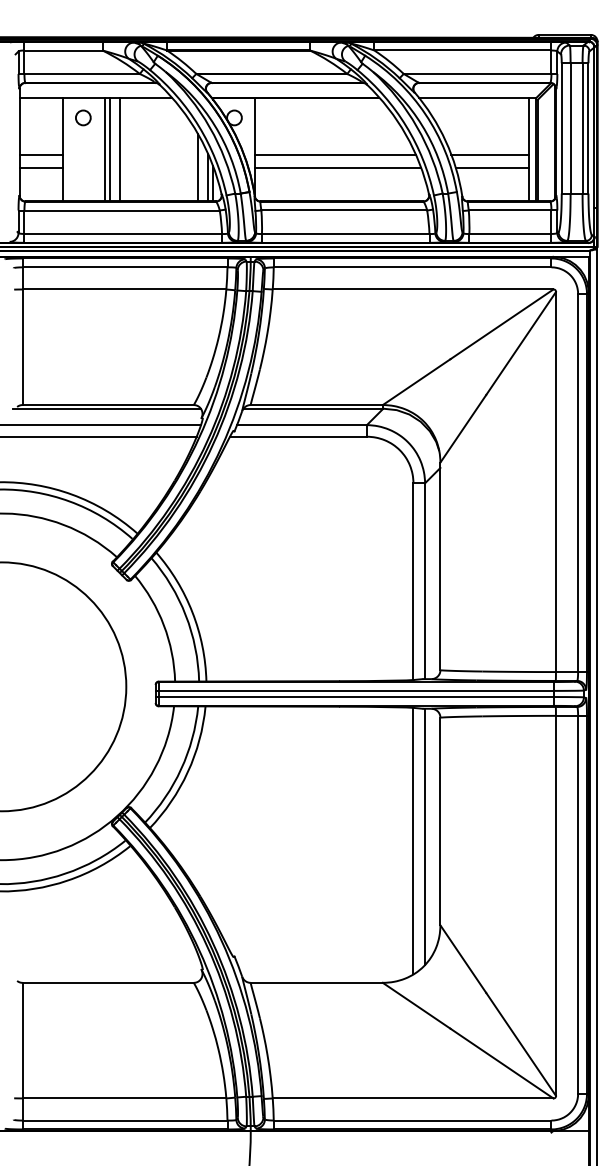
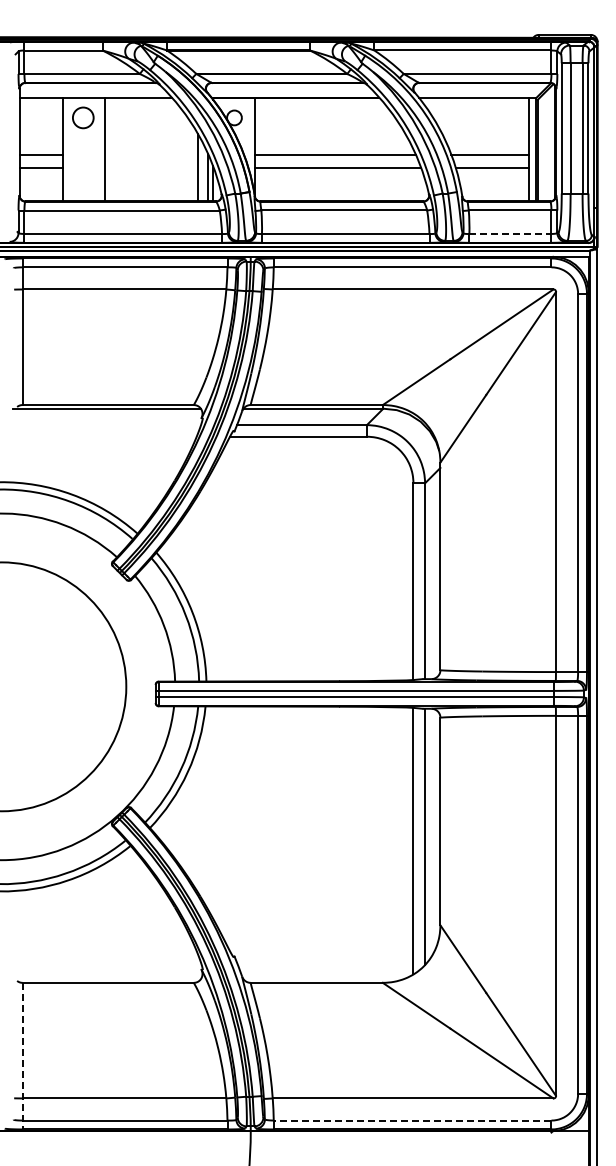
circle size: 17x18 px -> 23x24 px (83, 117)
line: present -> none (110, 149)
line: present -> none (119, 149)
line: solid -> dashed (510, 233)
line: present -> none (101, 425)
line: present -> none (99, 436)
line: solid -> dashed (22, 1056)
line: solid -> dashed (412, 1120)
